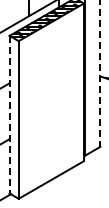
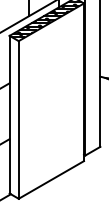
line: dashed -> solid (100, 74)
line: dashed -> solid (9, 114)
